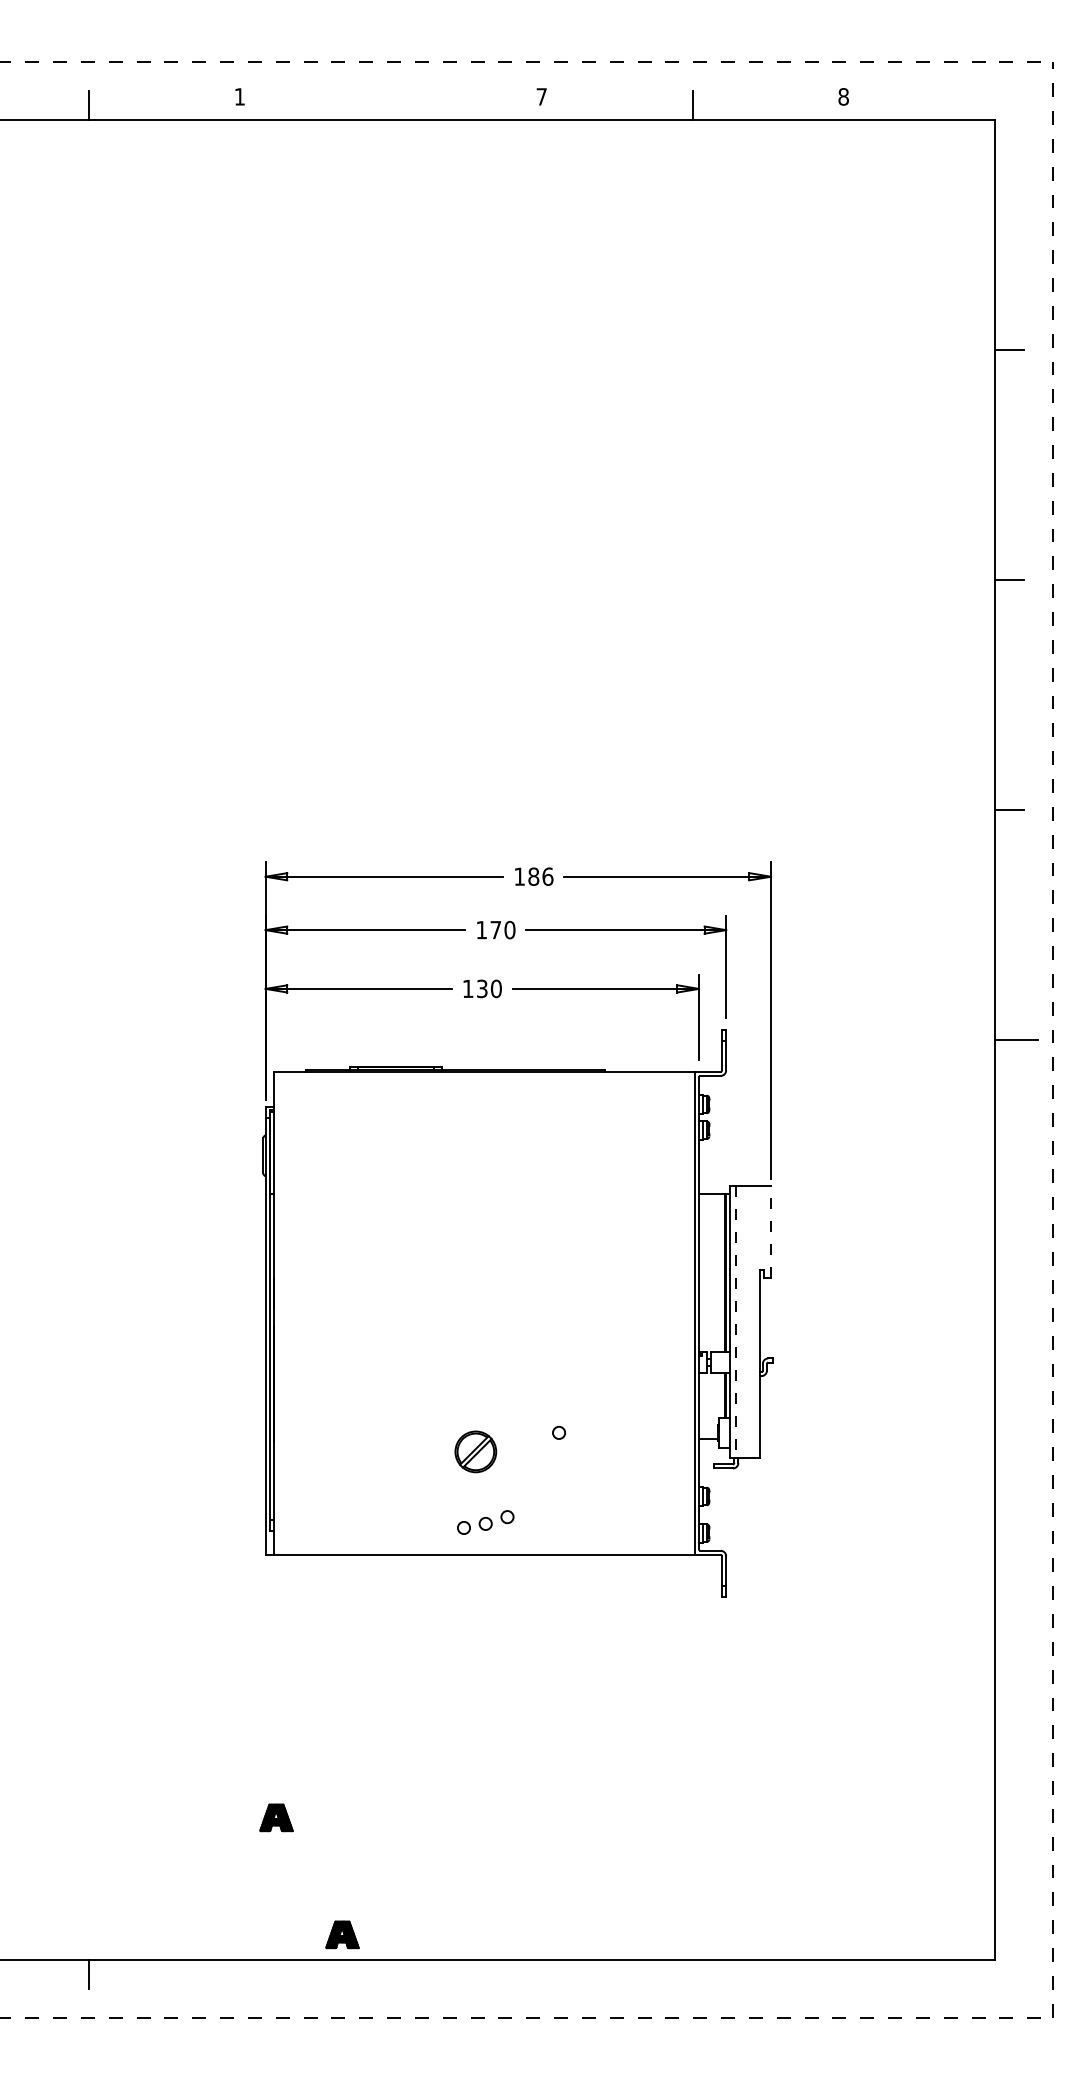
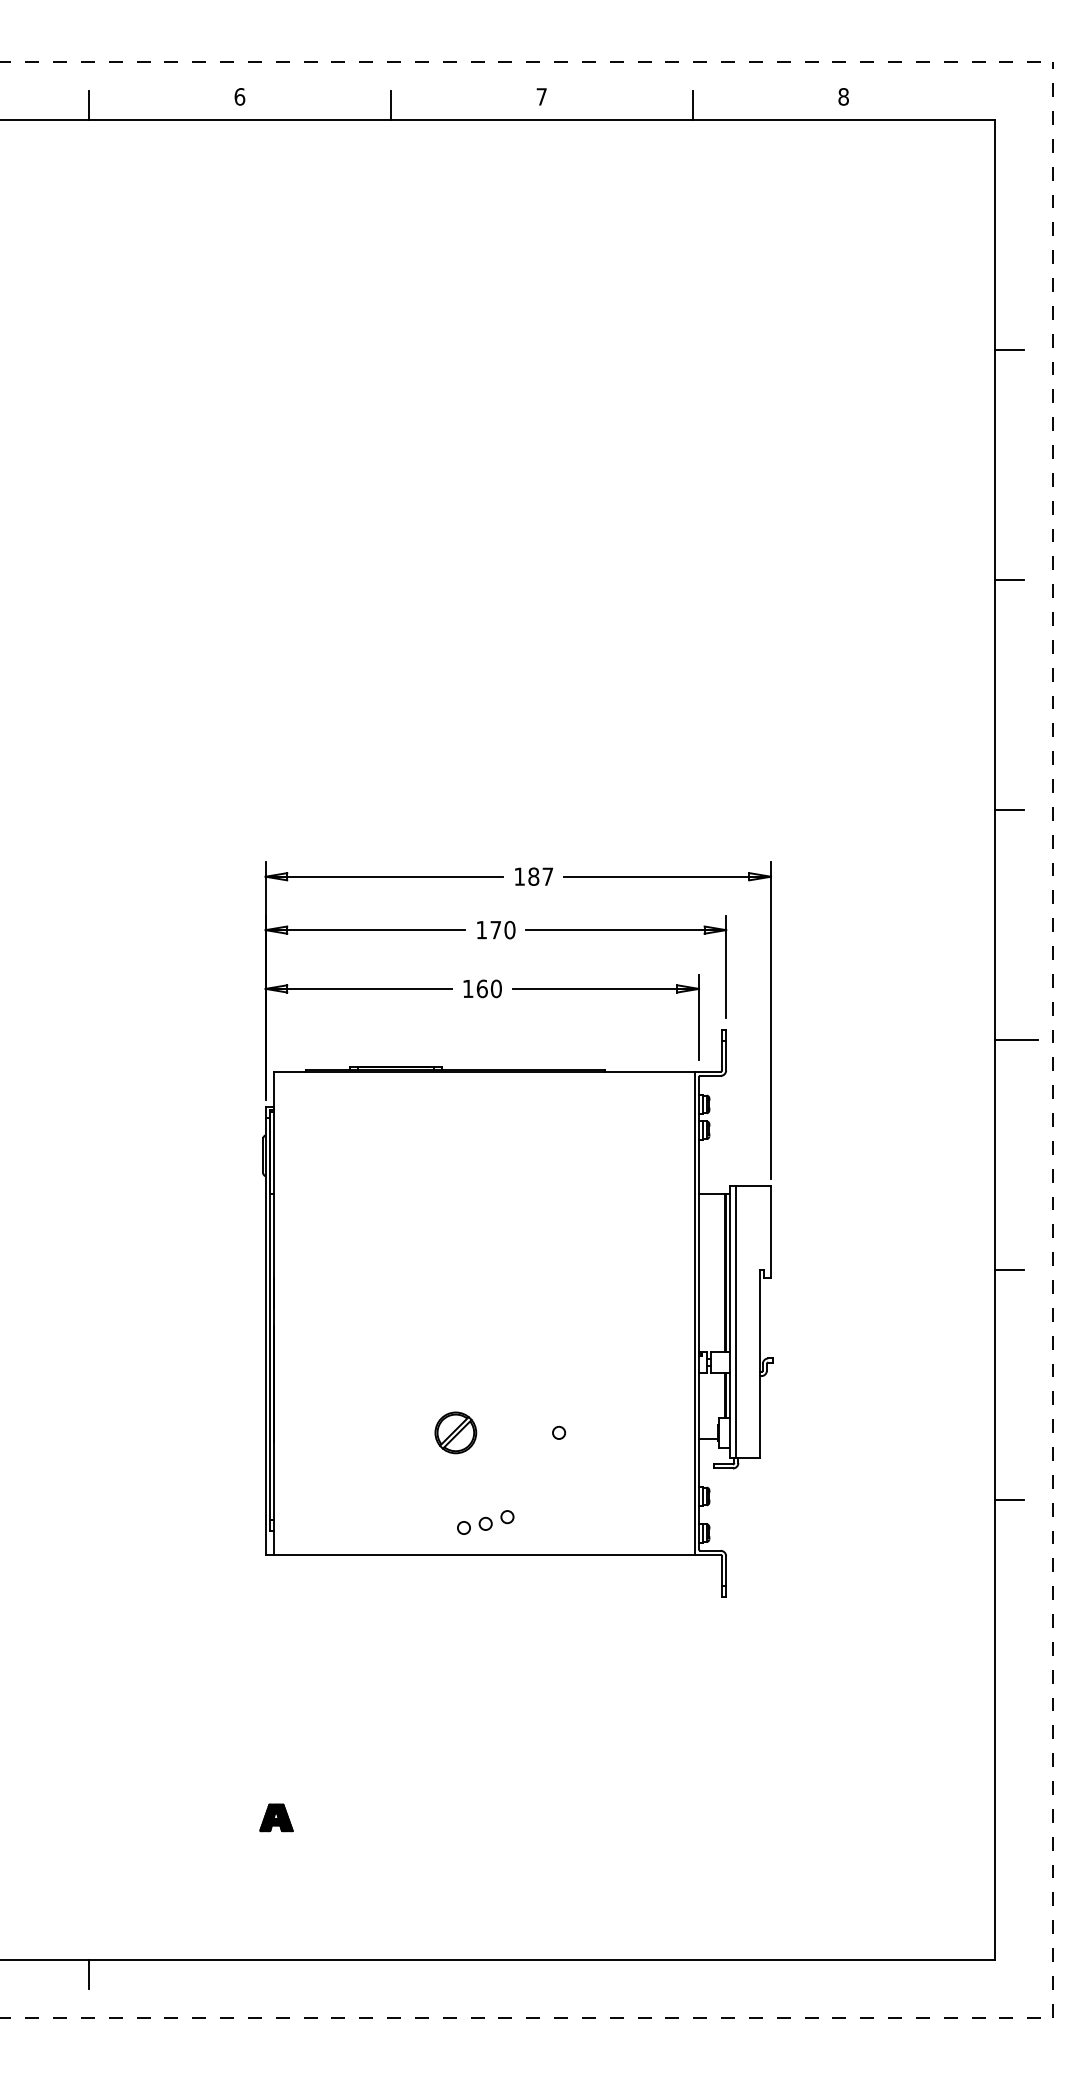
text: 1 -> 6 (239, 96)
line: none -> present (391, 105)
text: 186 -> 187 (547, 876)
text: 130 -> 160 (481, 988)
line: dashed -> solid (771, 1231)
line: none -> present (1009, 1270)
line: dashed -> solid (735, 1321)
part position: (475, 1451) -> (455, 1432) (455, 1432)
line: none -> present (1009, 1500)
part: present -> none (342, 1934)
